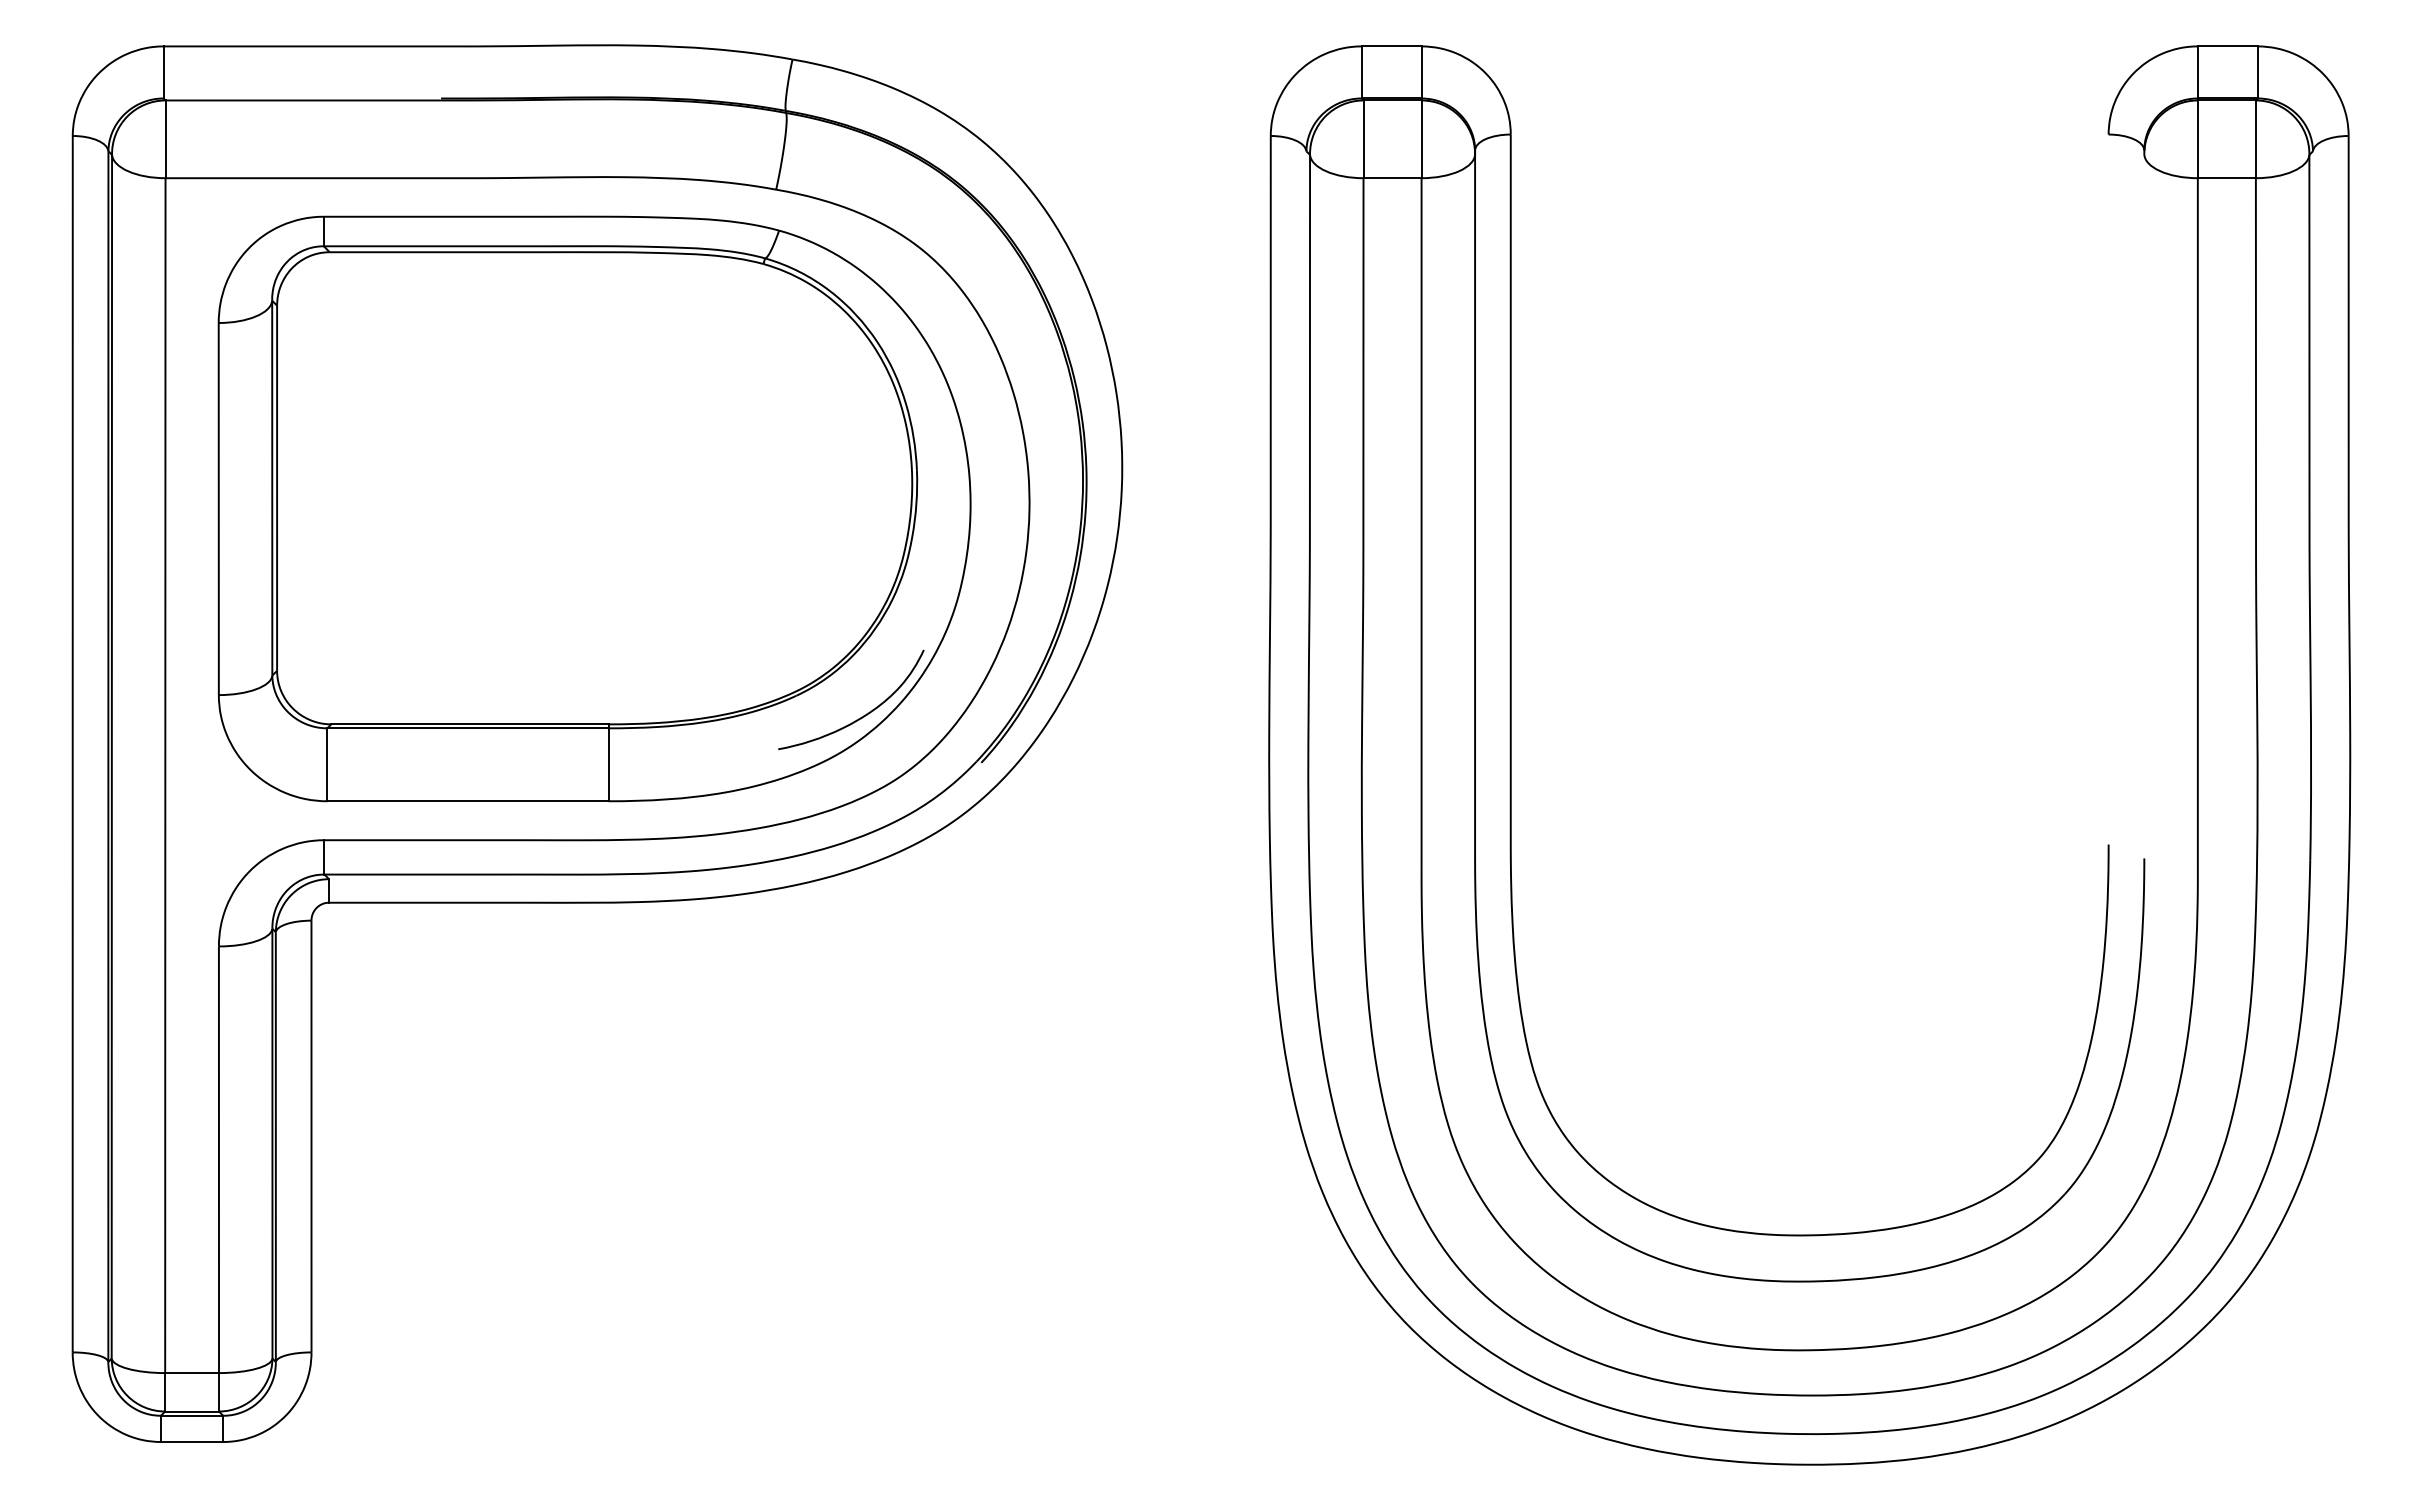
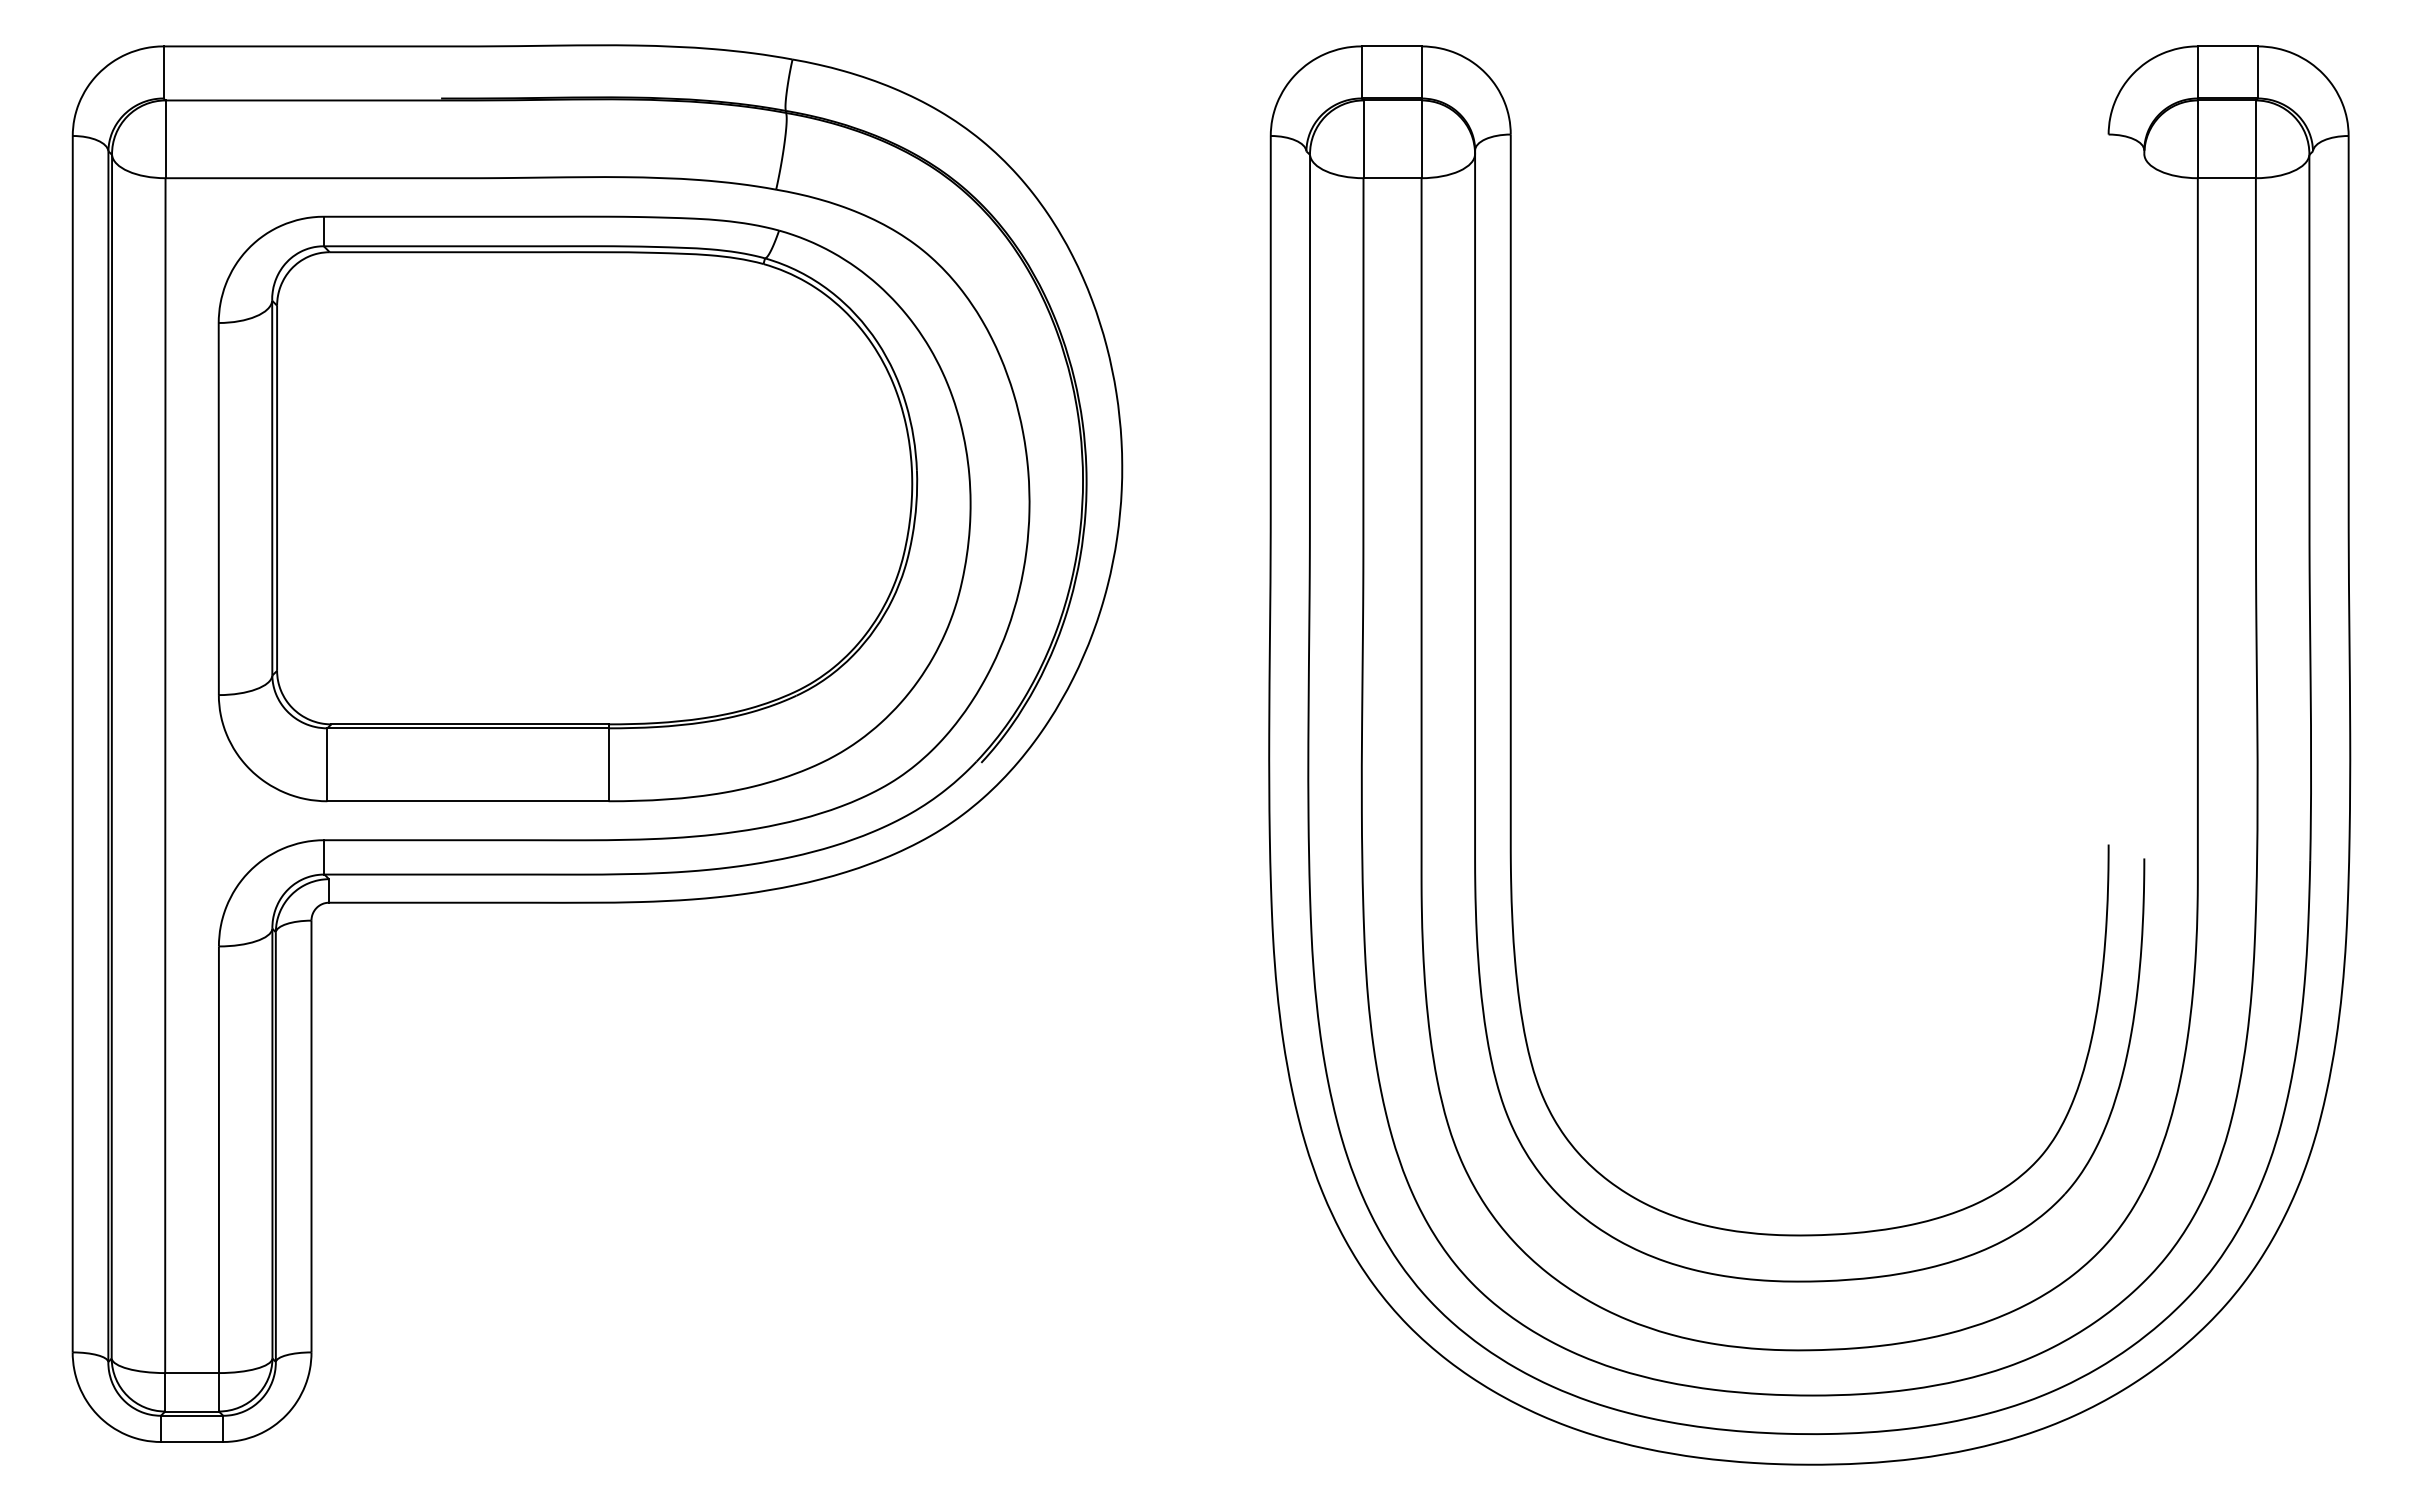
curve: present -> none (861, 716)
